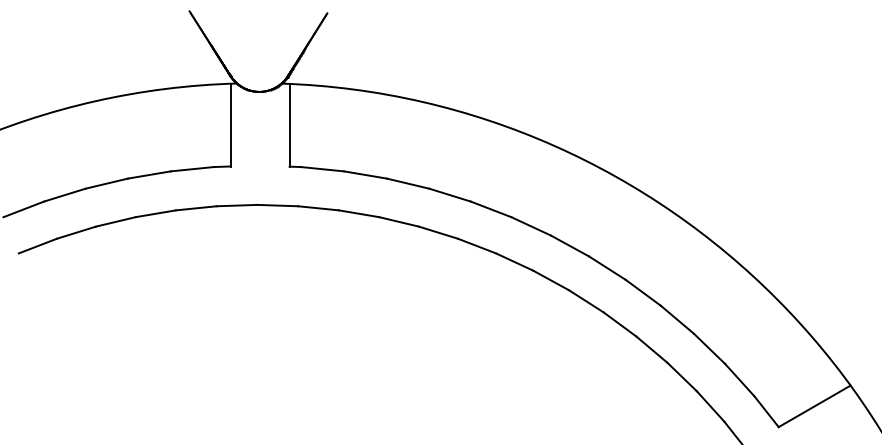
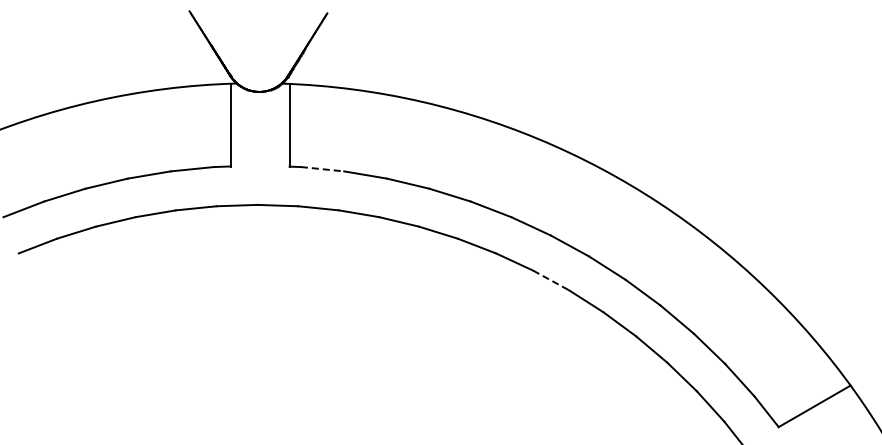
line: solid -> dashed (322, 169)
line: solid -> dashed (551, 280)
